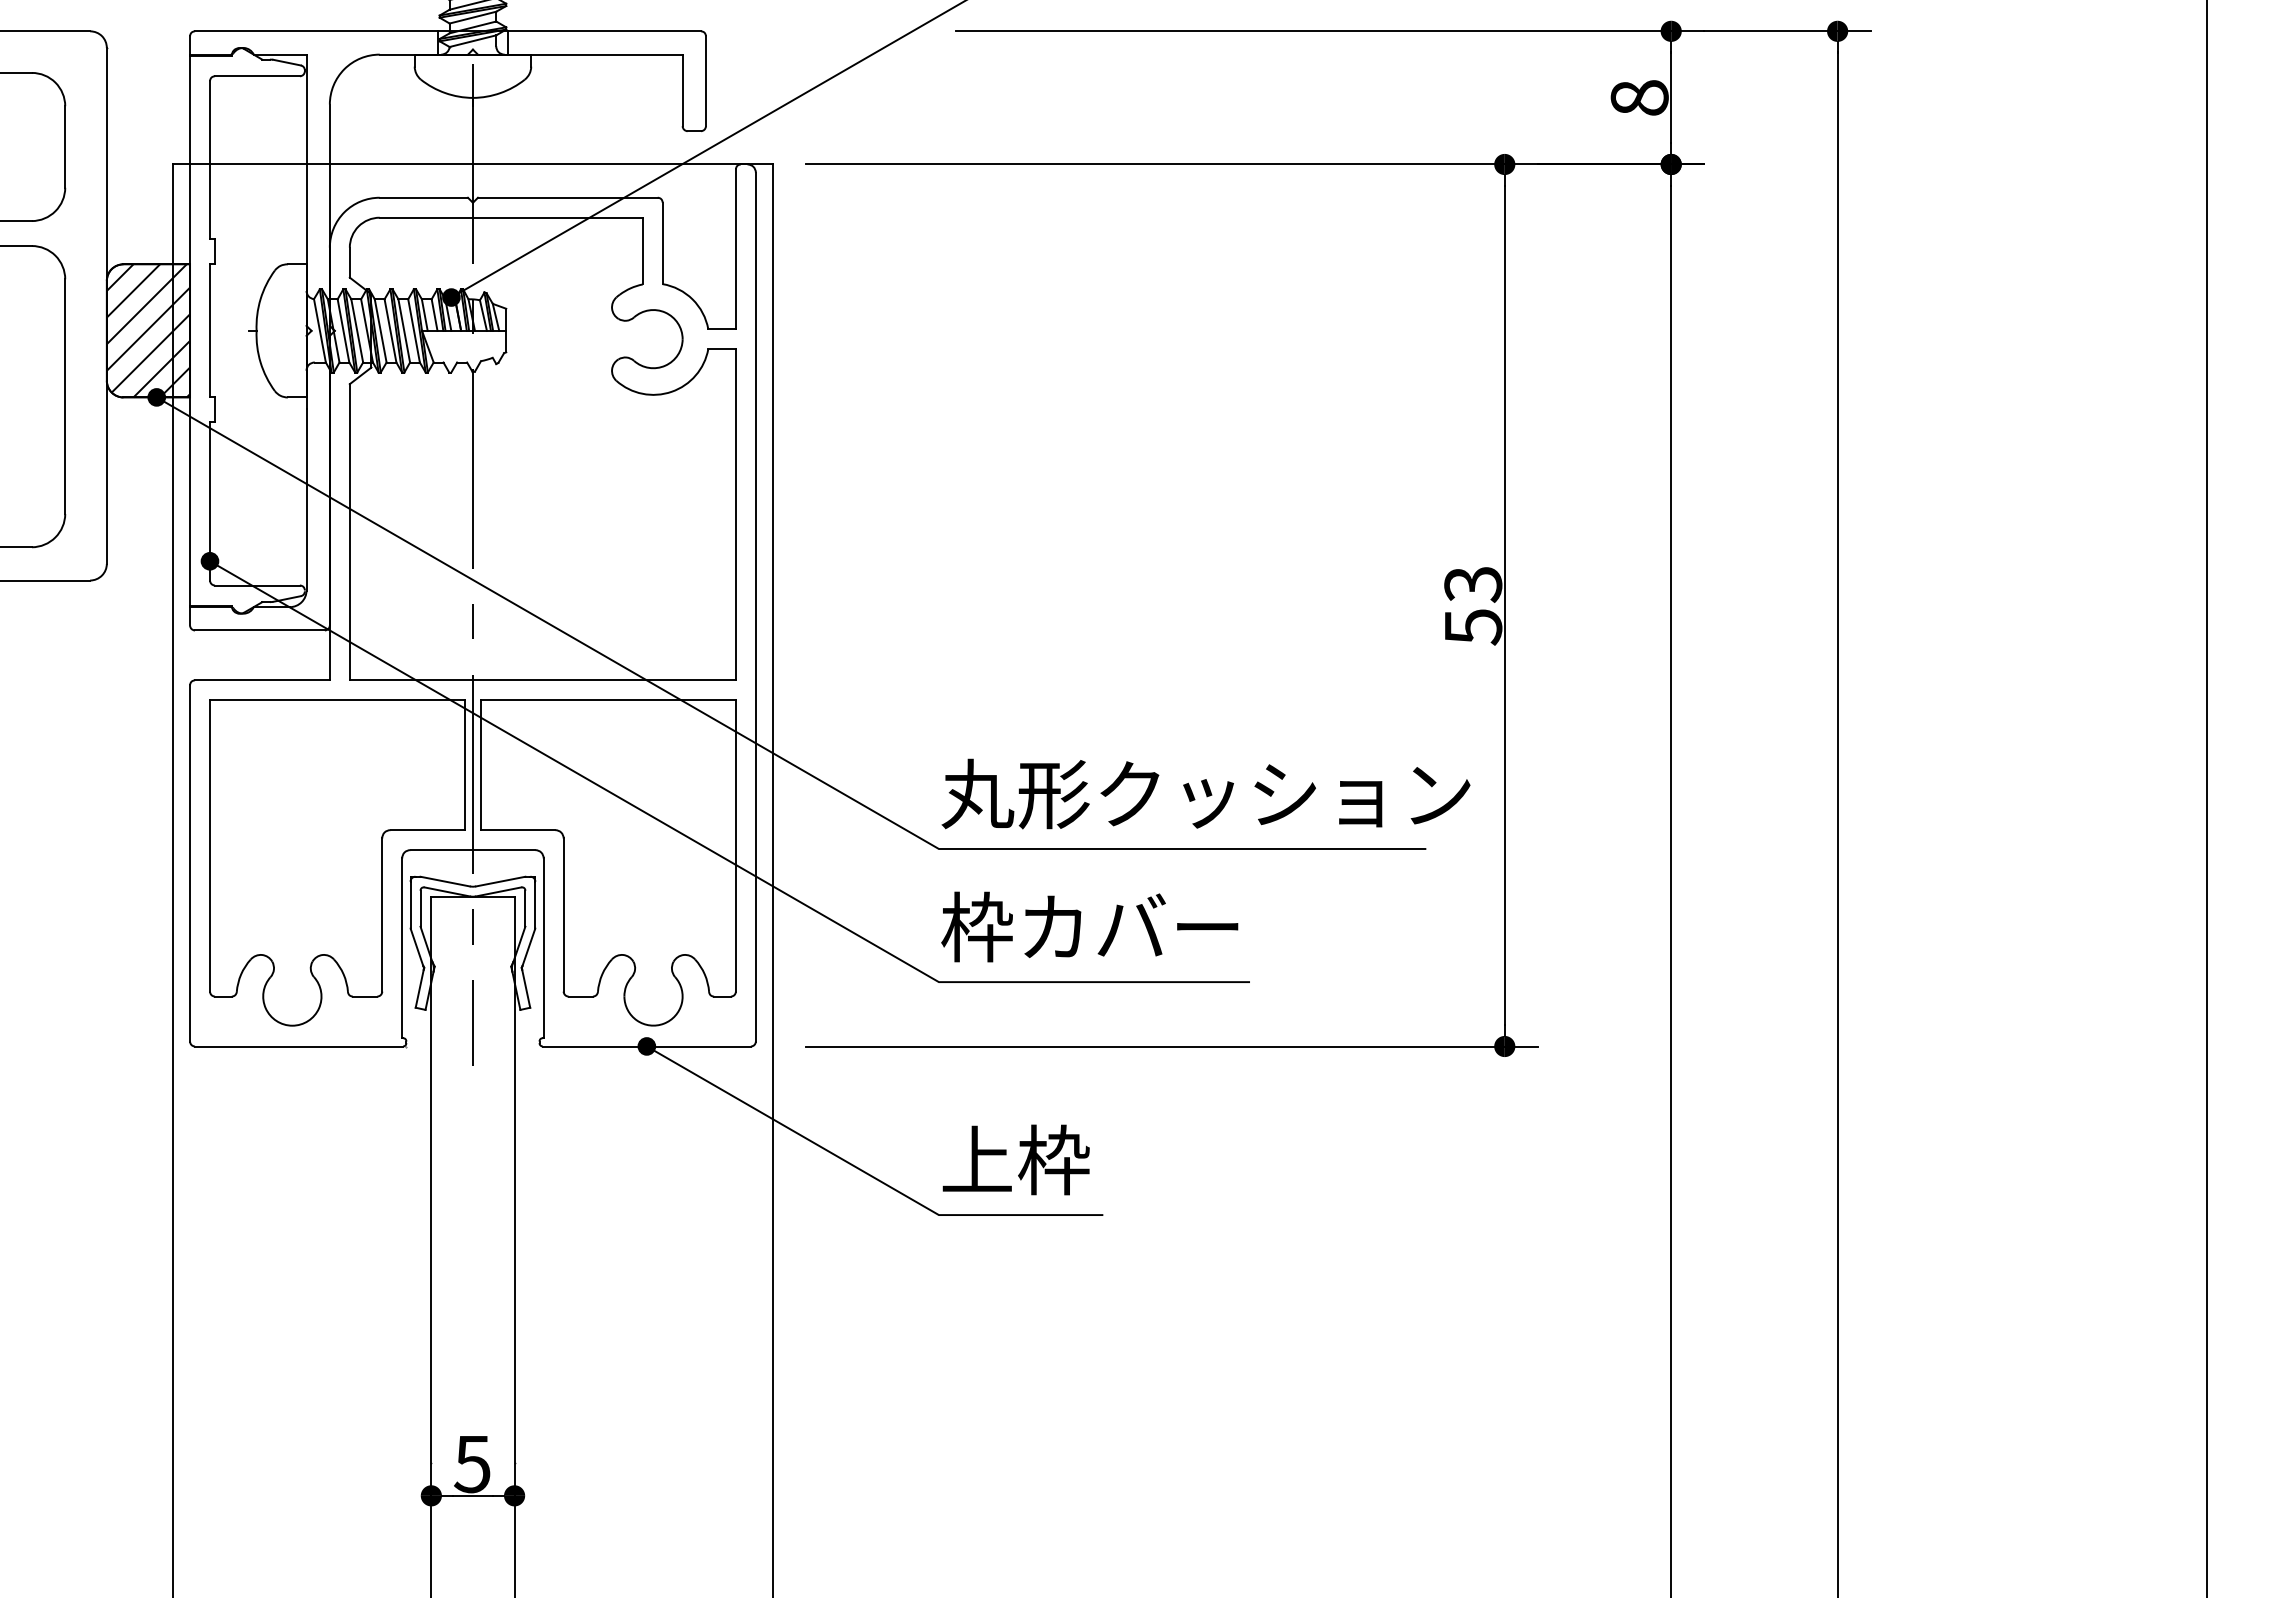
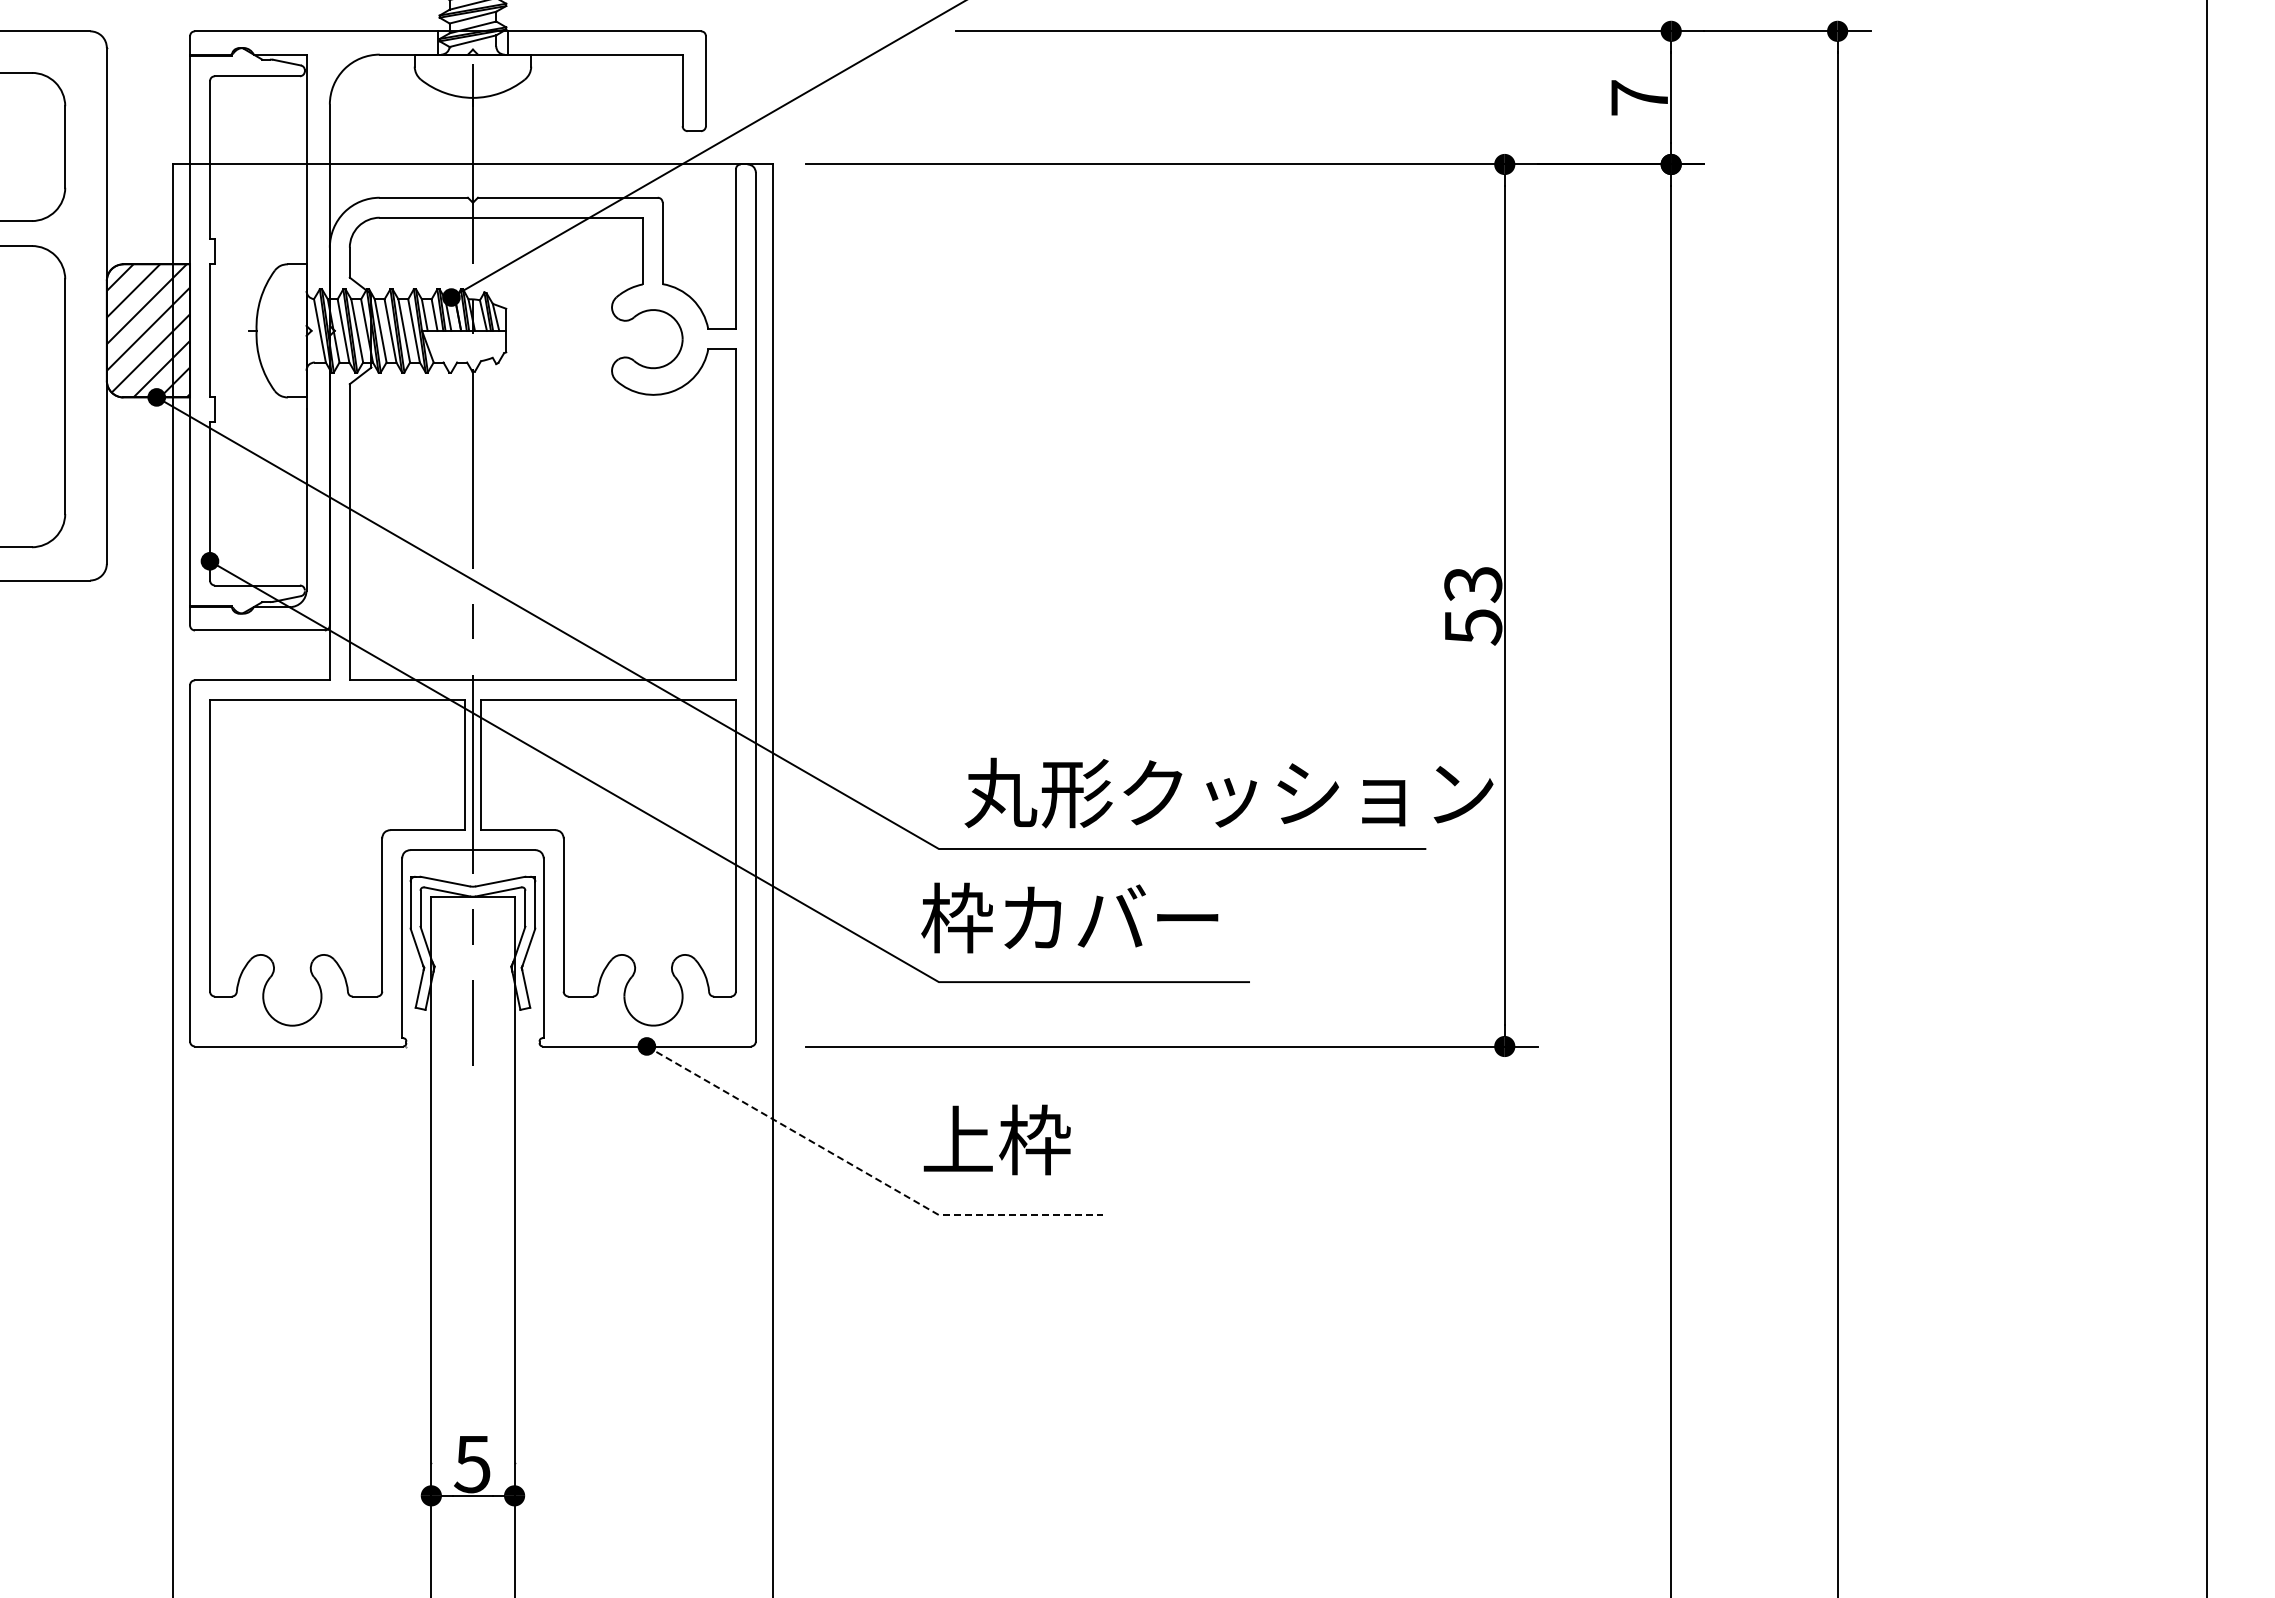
text: 8 -> 7 (1639, 97)
text position: (1205, 793) -> (1228, 792) (1228, 792)
text position: (1089, 926) -> (1069, 917) (1069, 917)
text position: (1015, 1159) -> (996, 1139) (996, 1139)
line: solid -> dashed (864, 1172)
